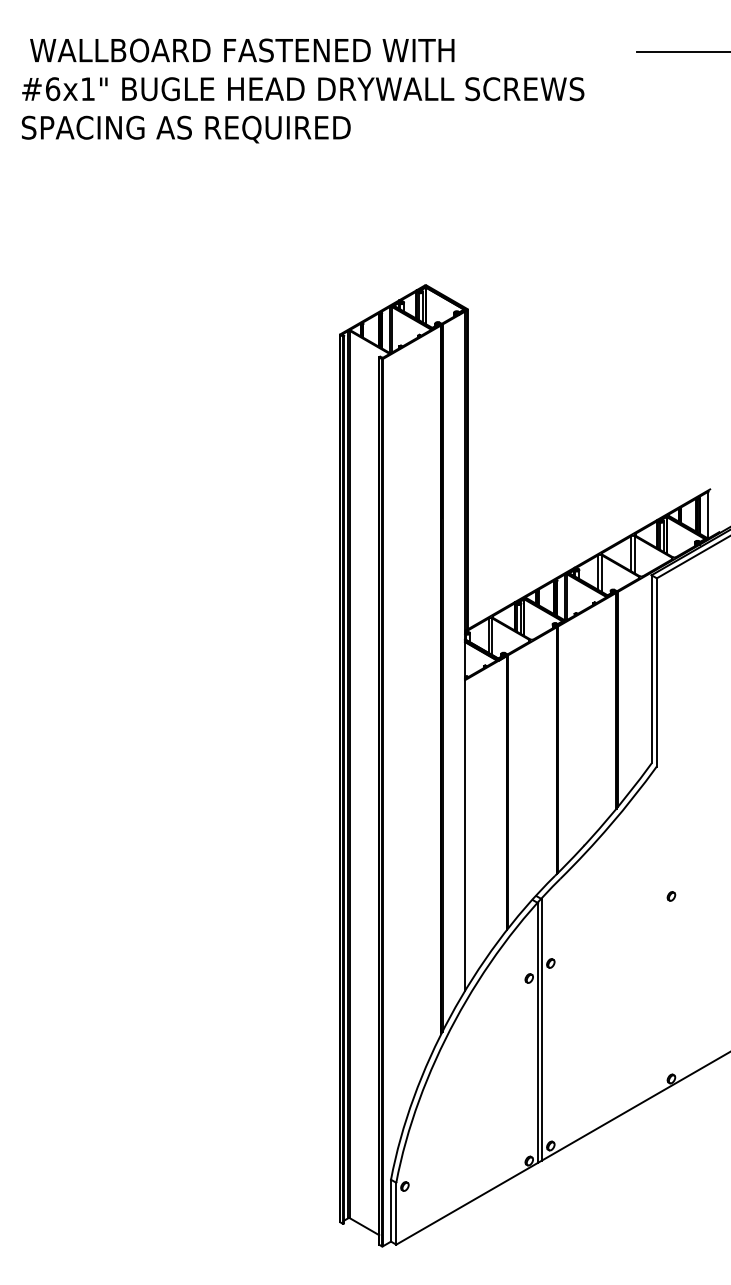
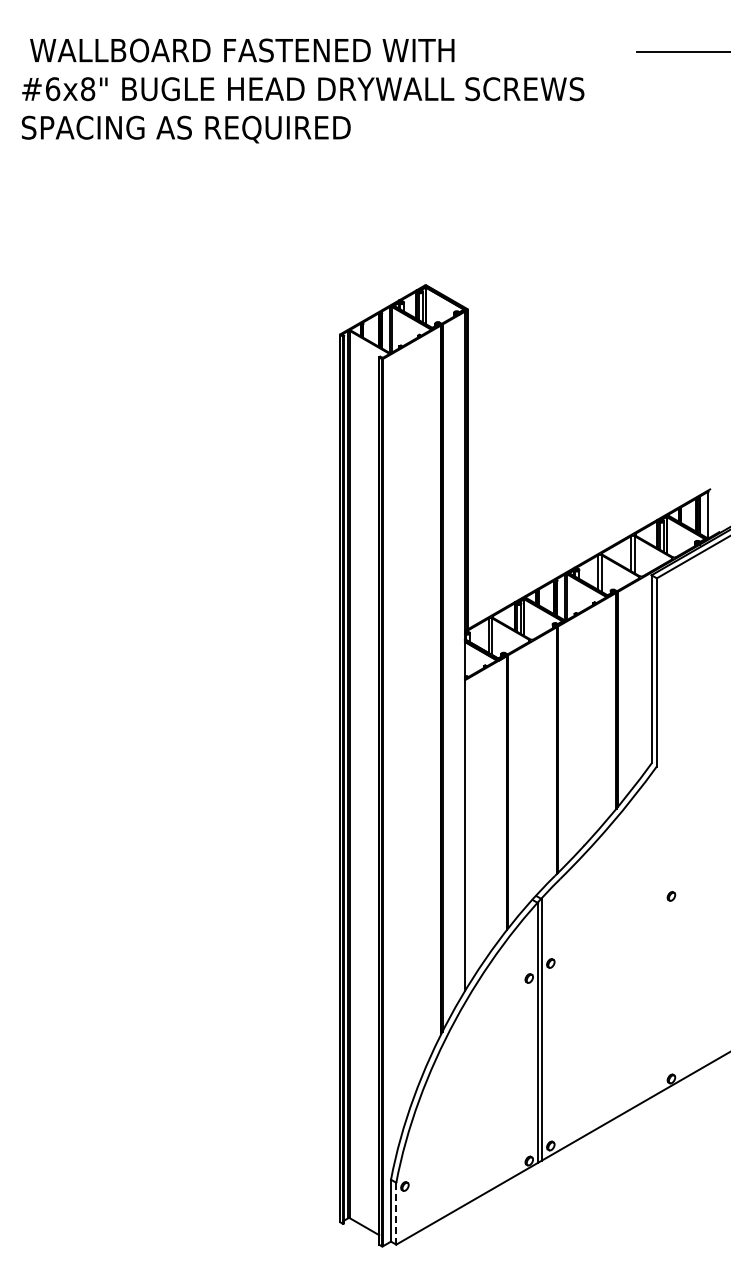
text: #6x1" -> #6x8" (88, 89)
line: solid -> dashed (396, 1213)
